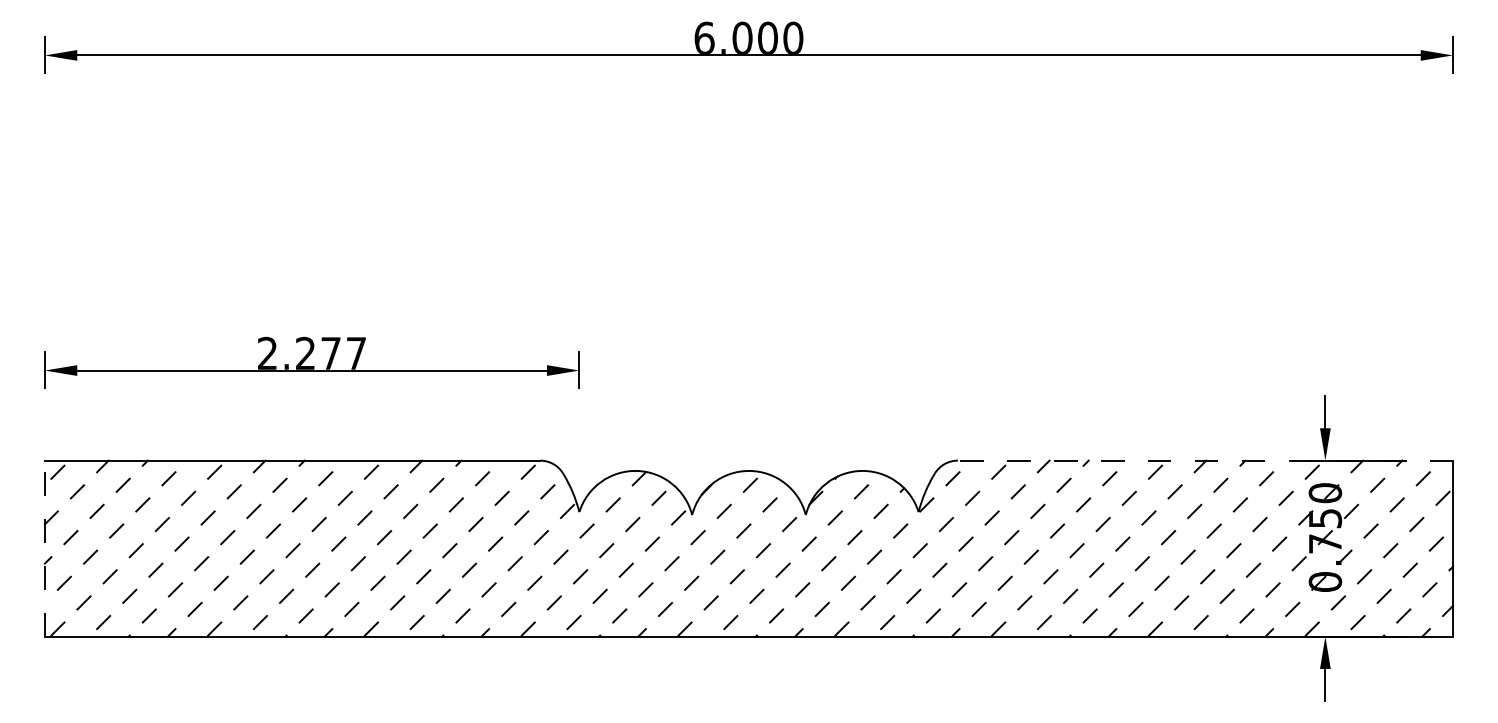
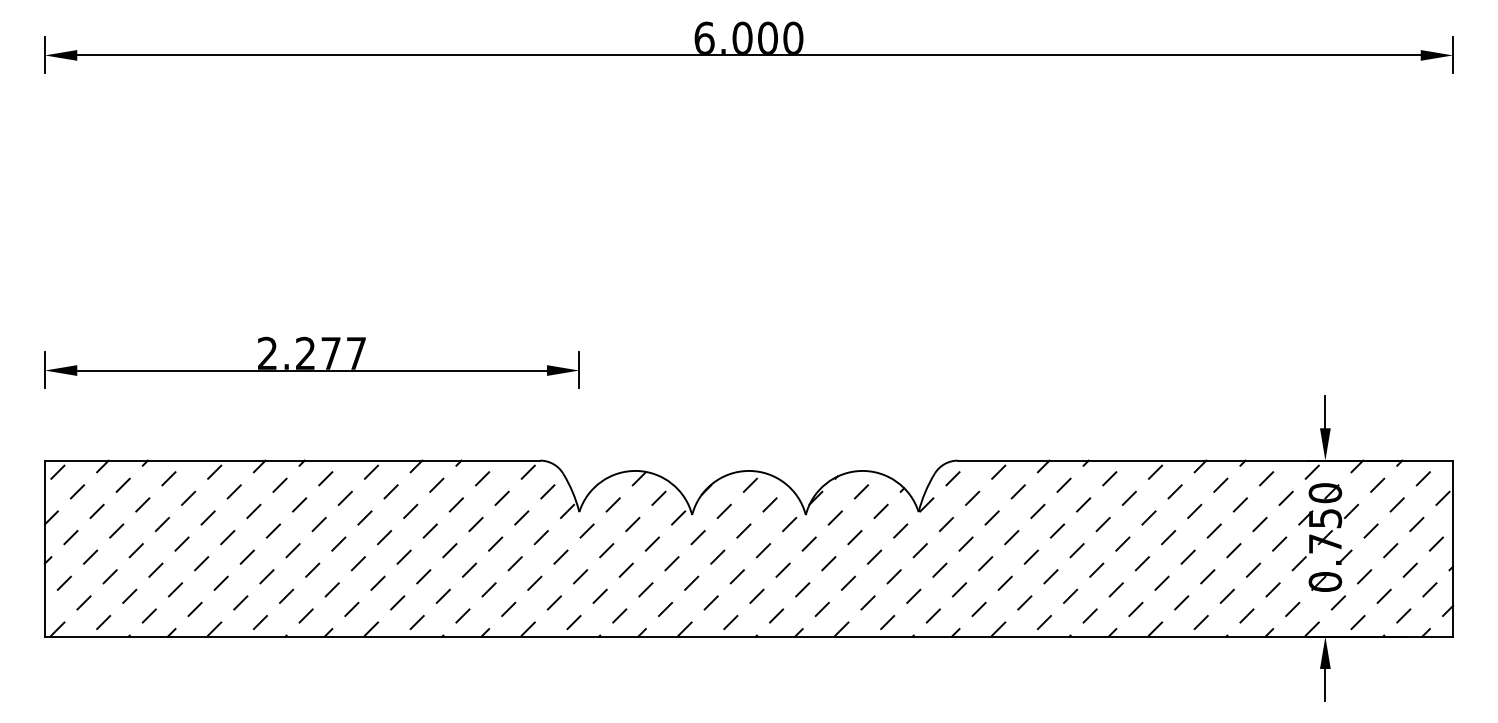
line: dashed -> solid (1205, 460)
line: dashed -> solid (44, 548)
